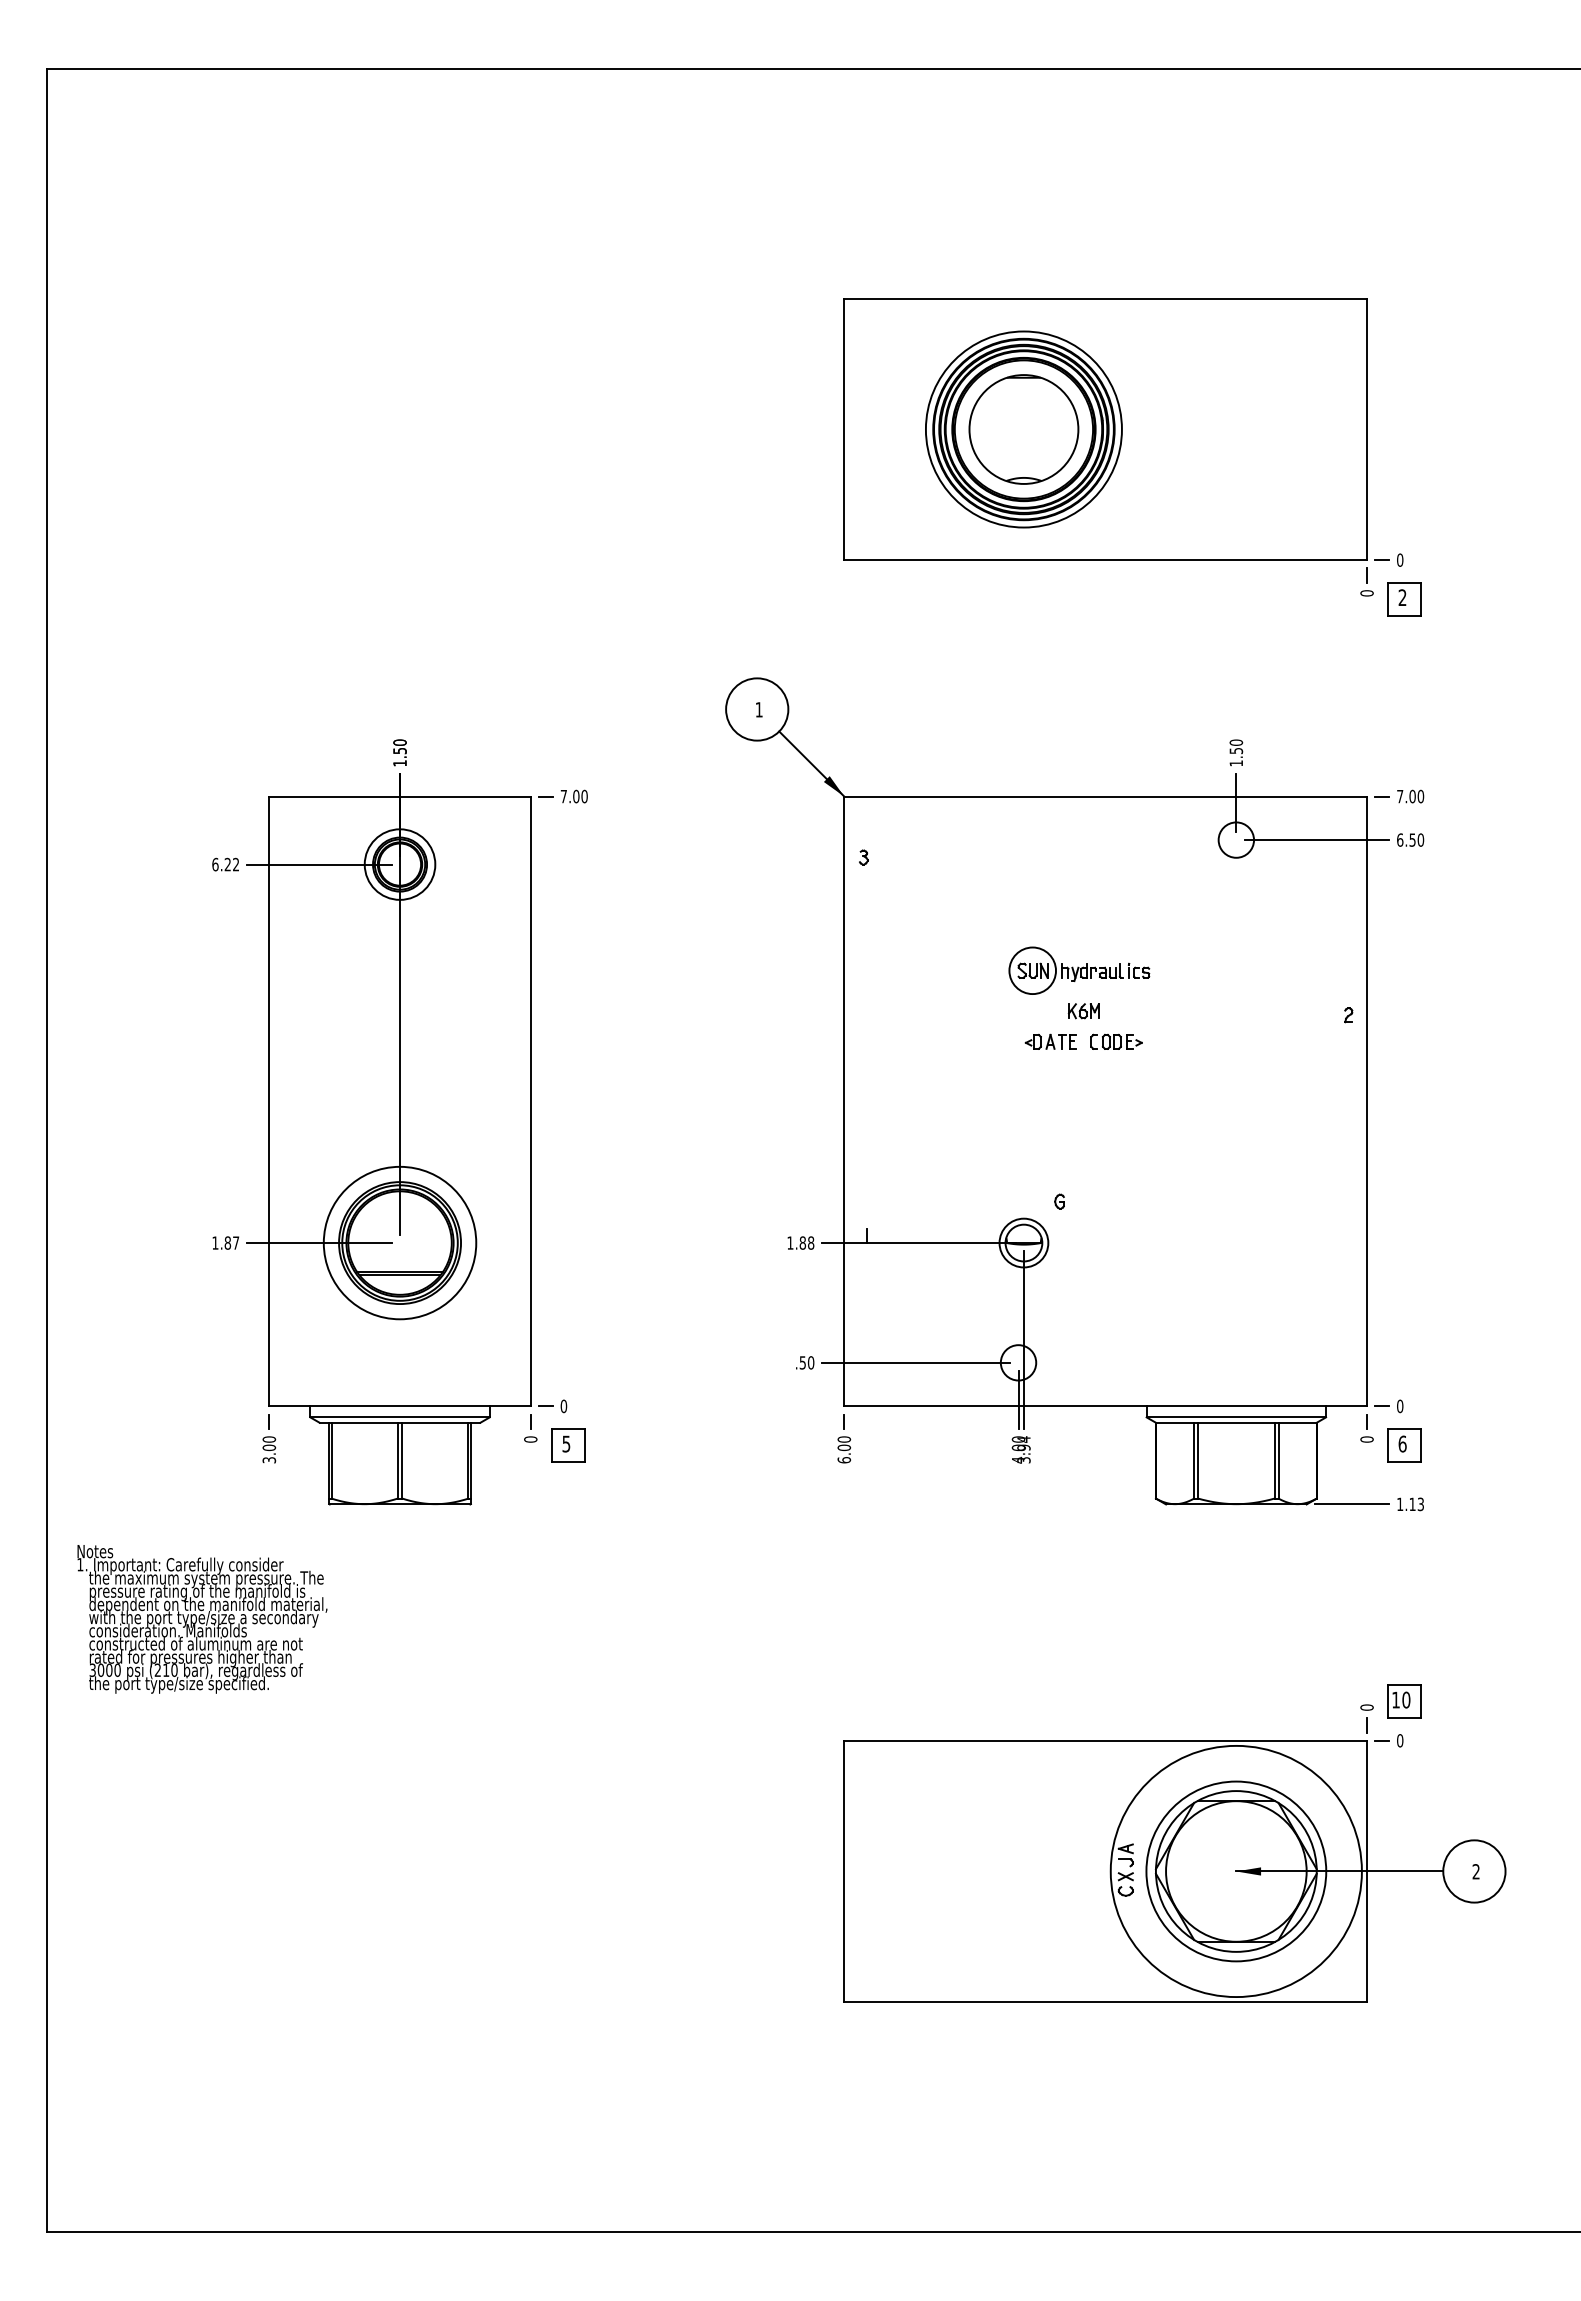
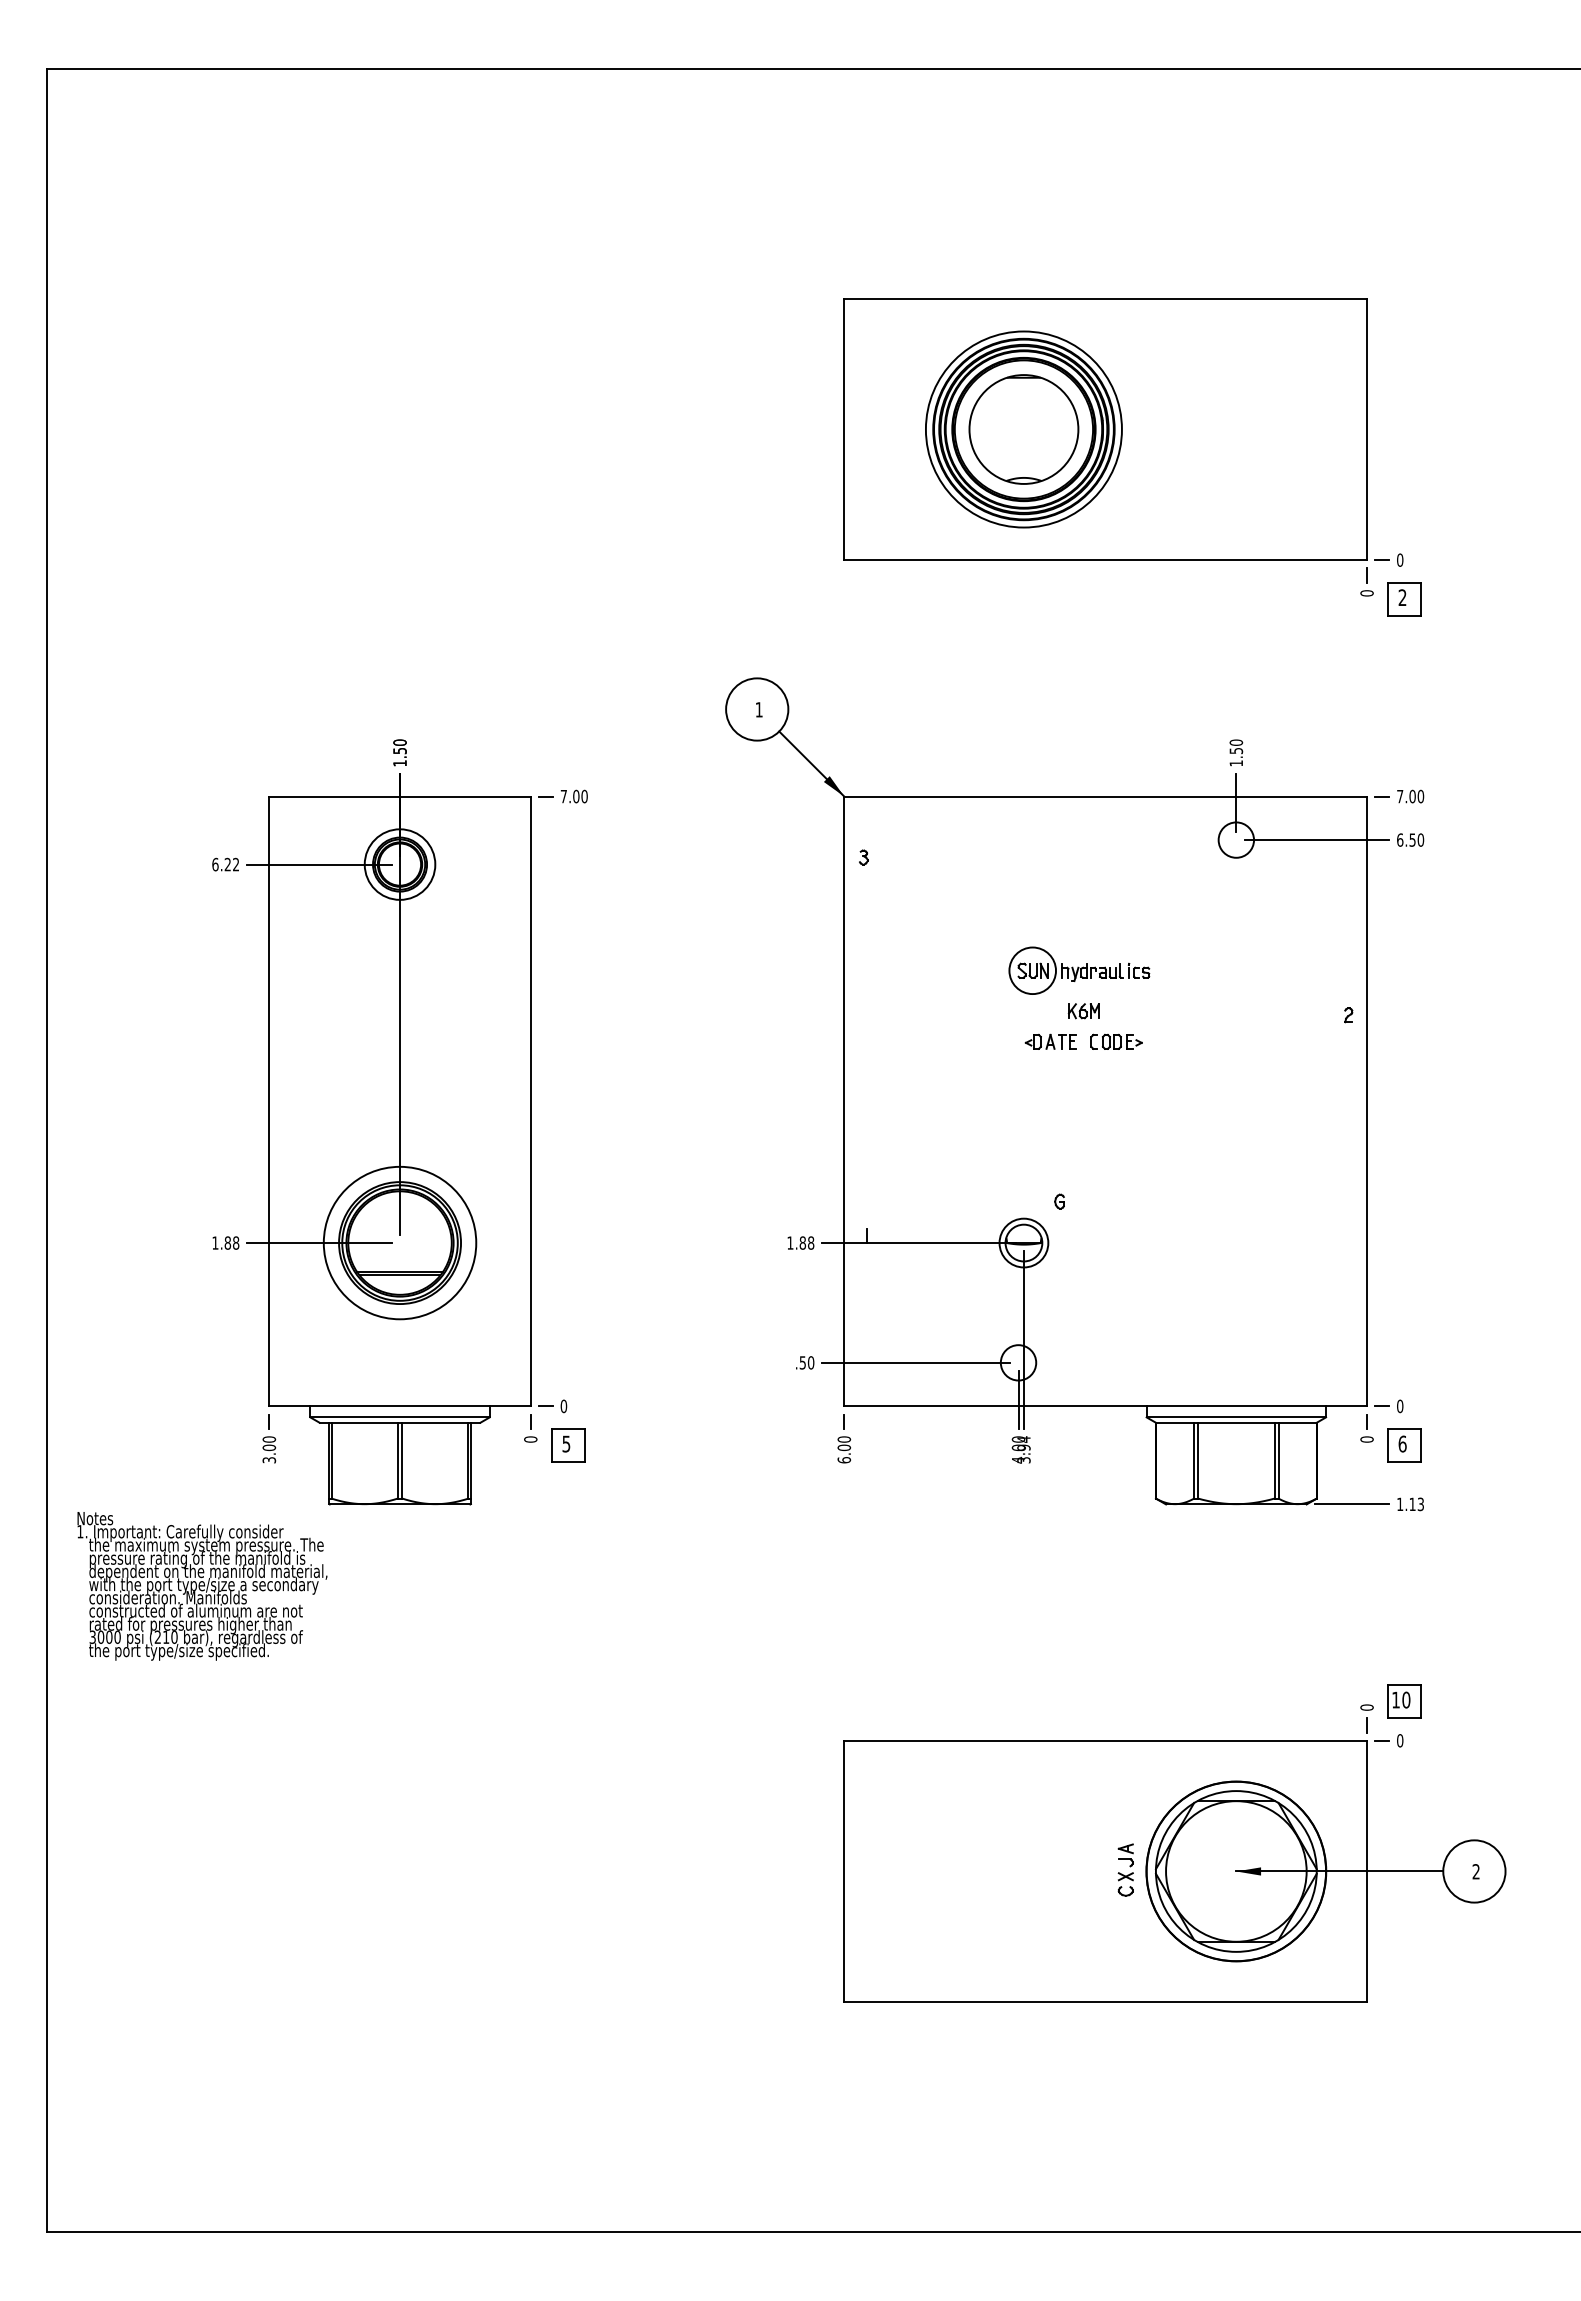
text: 1.87 -> 1.88 (236, 1242)
text position: (202, 1619) -> (202, 1586) (202, 1586)
circle diameter: 251 px -> 179 px (1236, 1871)
